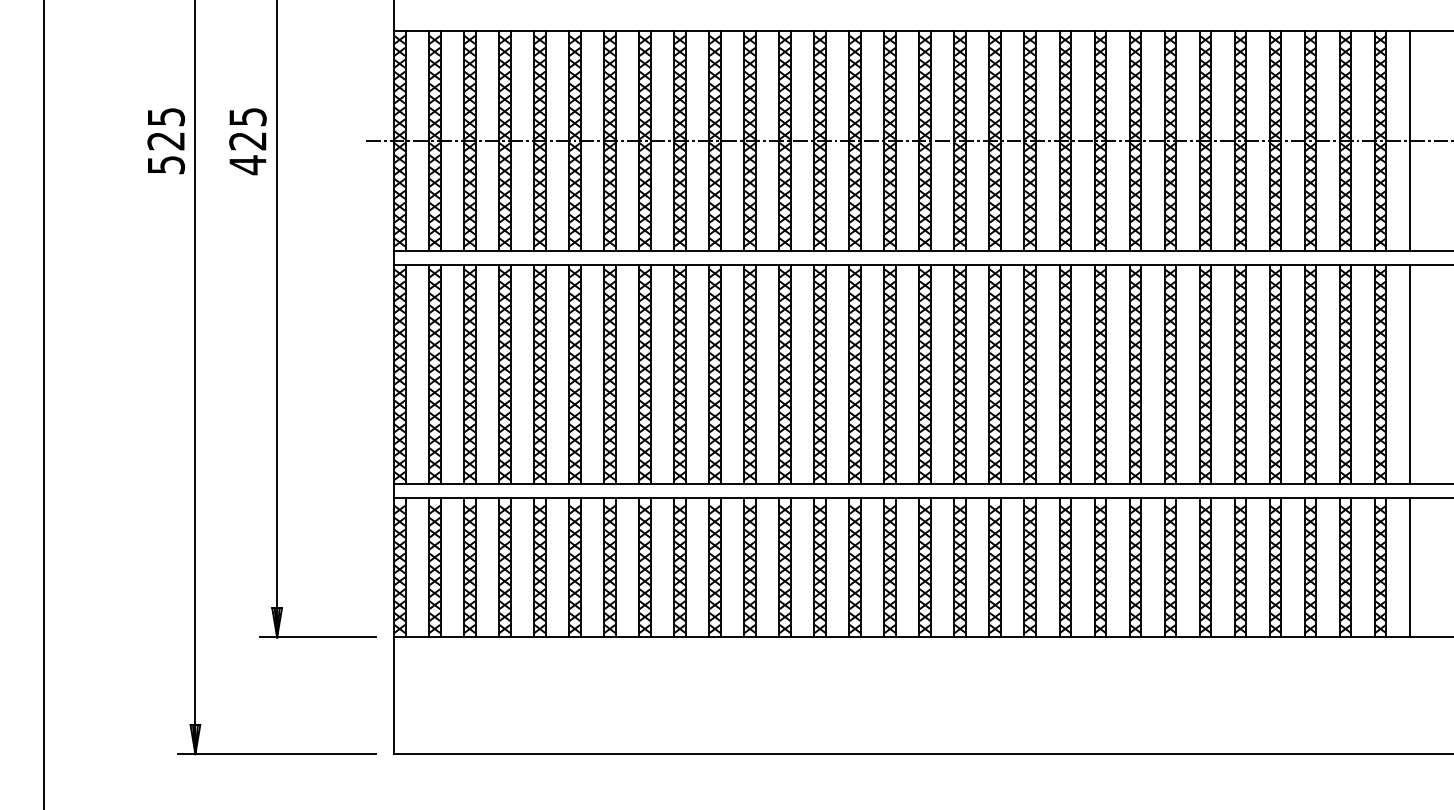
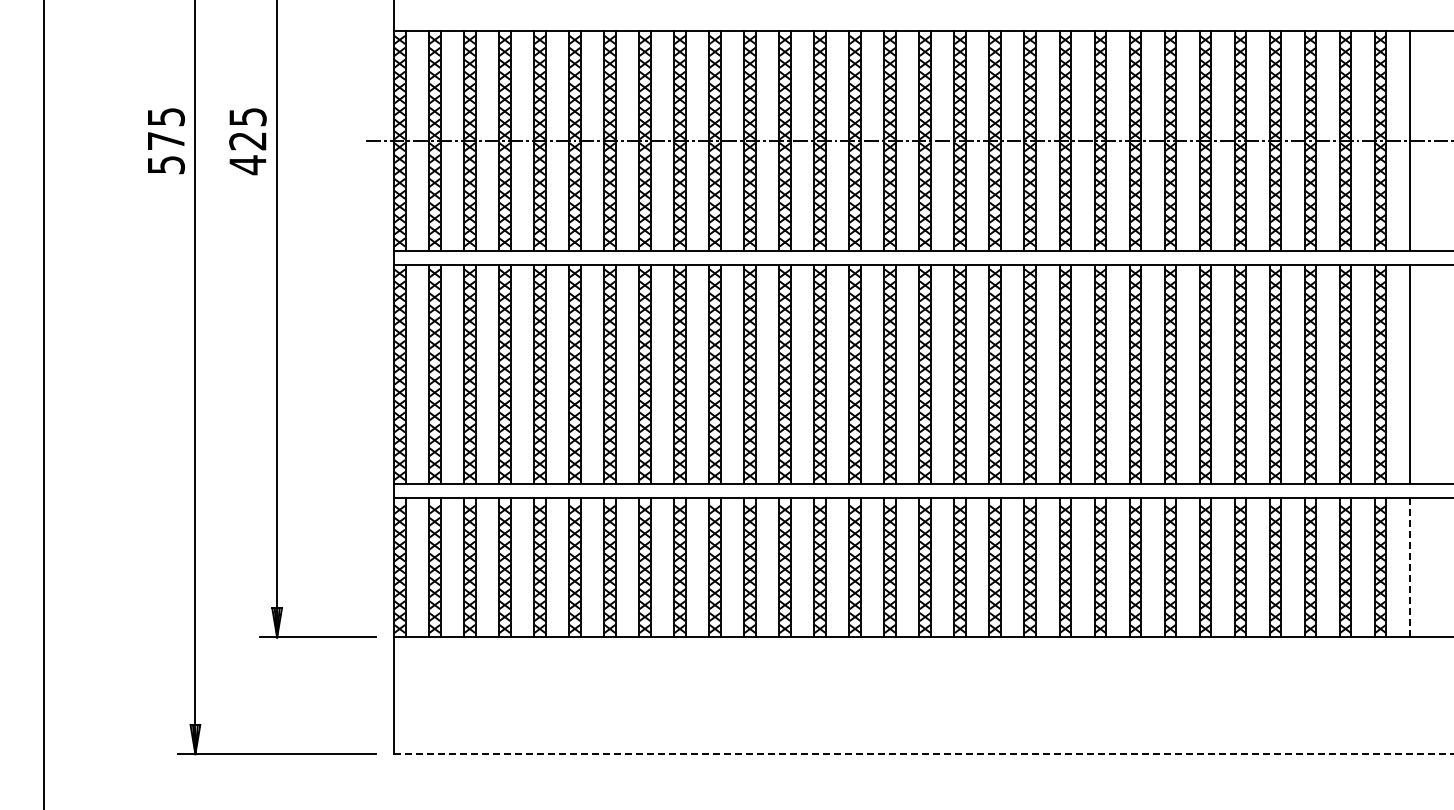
text: 525 -> 575 (165, 141)
line: solid -> dashed (1409, 567)
line: solid -> dashed (923, 754)
